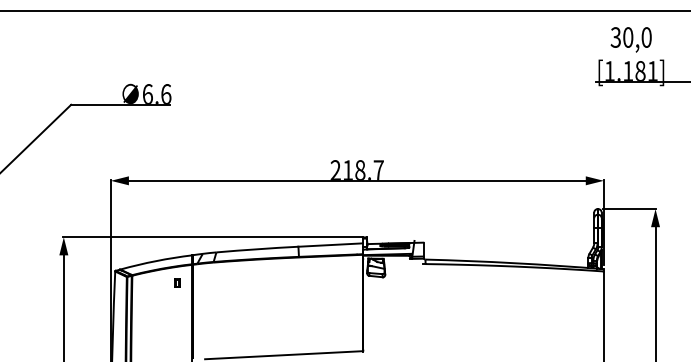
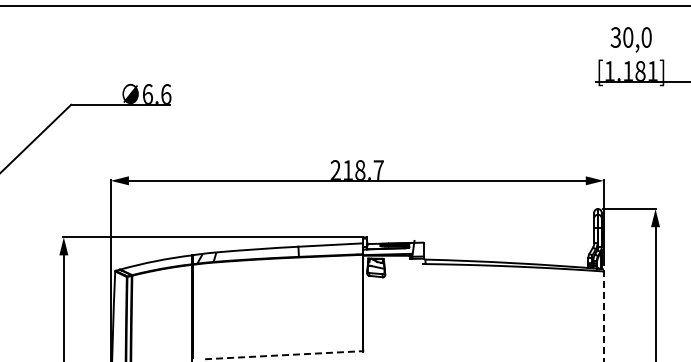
line position: (344, 10) -> (344, 5) (344, 5)
part: present -> none (177, 282)
line: solid -> dashed (603, 315)
line: solid -> dashed (284, 355)
